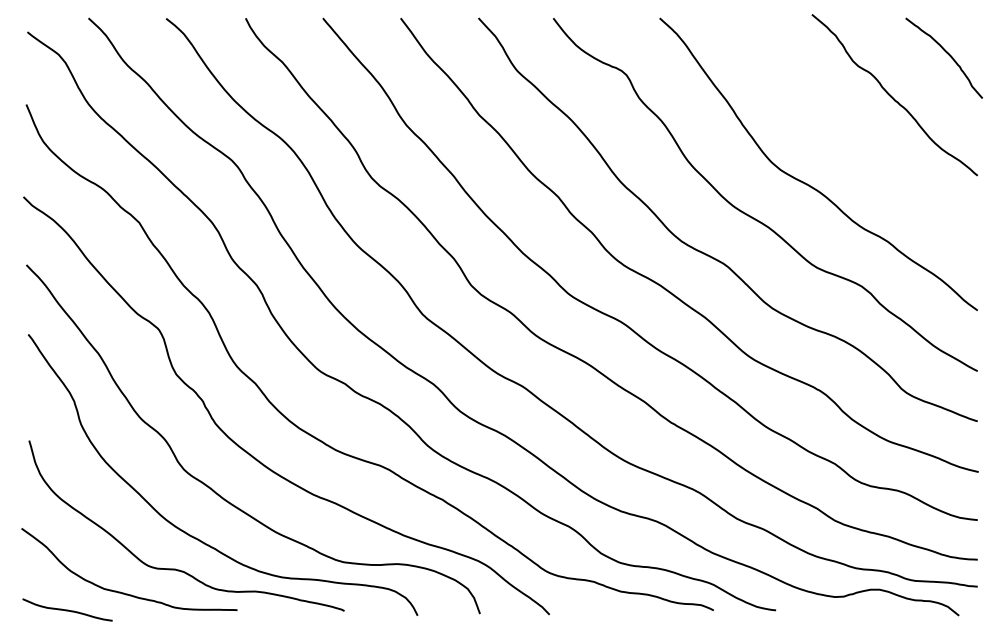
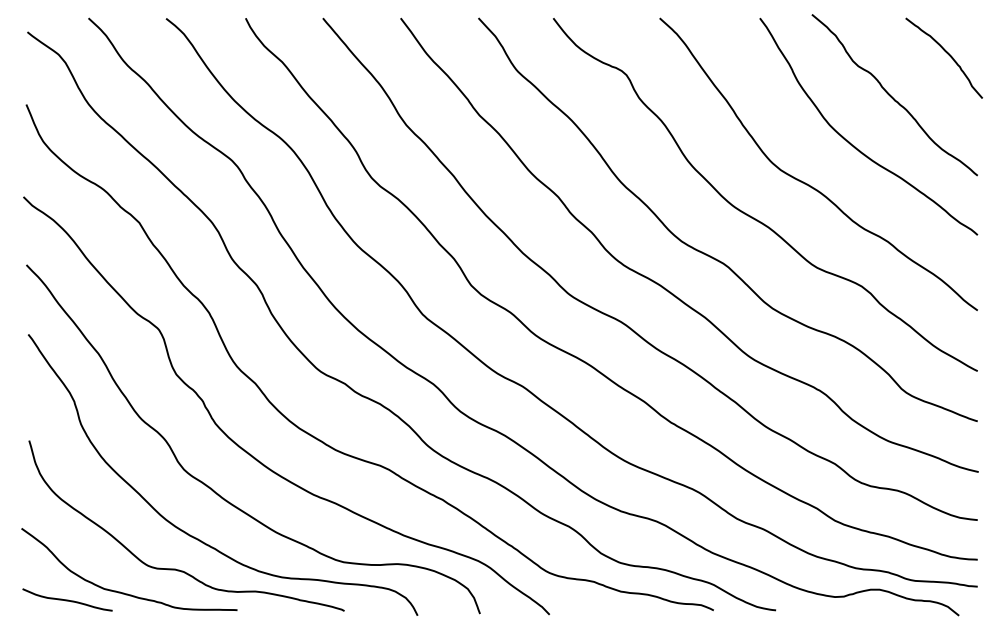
curve: none -> present (854, 145)
curve position: (67, 609) -> (67, 599) (67, 599)
